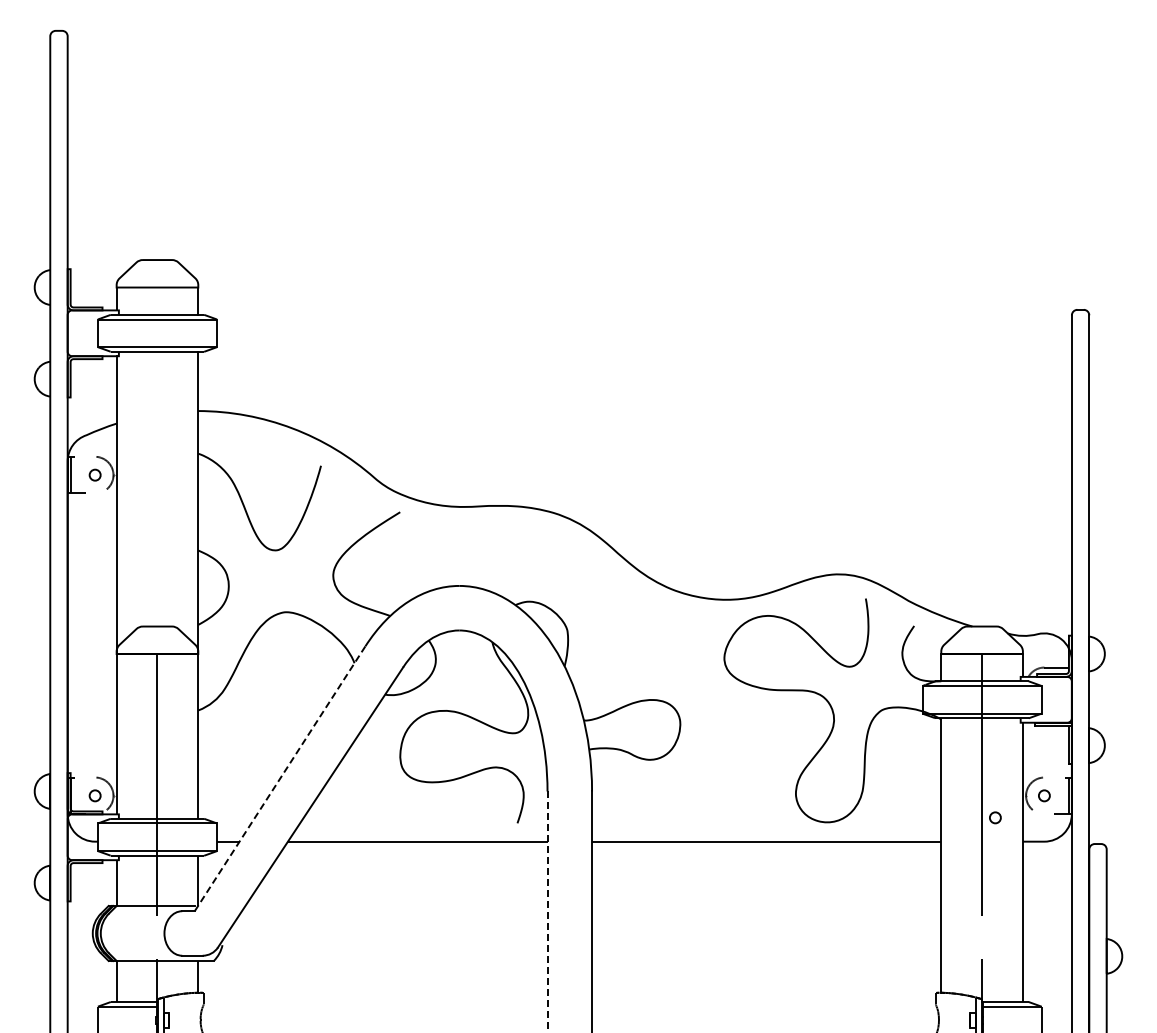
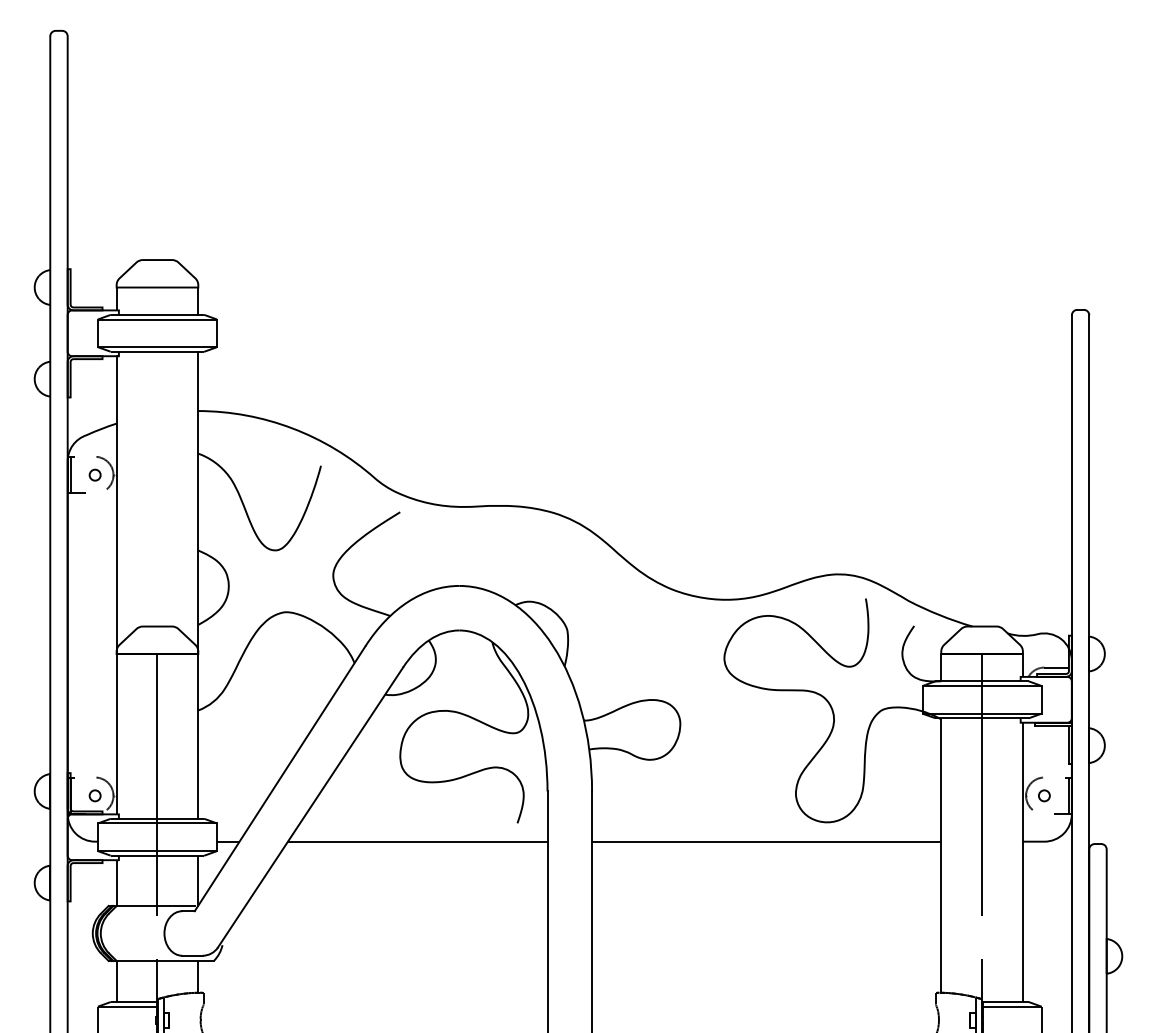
line: dashed -> solid (280, 778)
circle: present -> none (995, 817)
line: dashed -> solid (547, 912)
